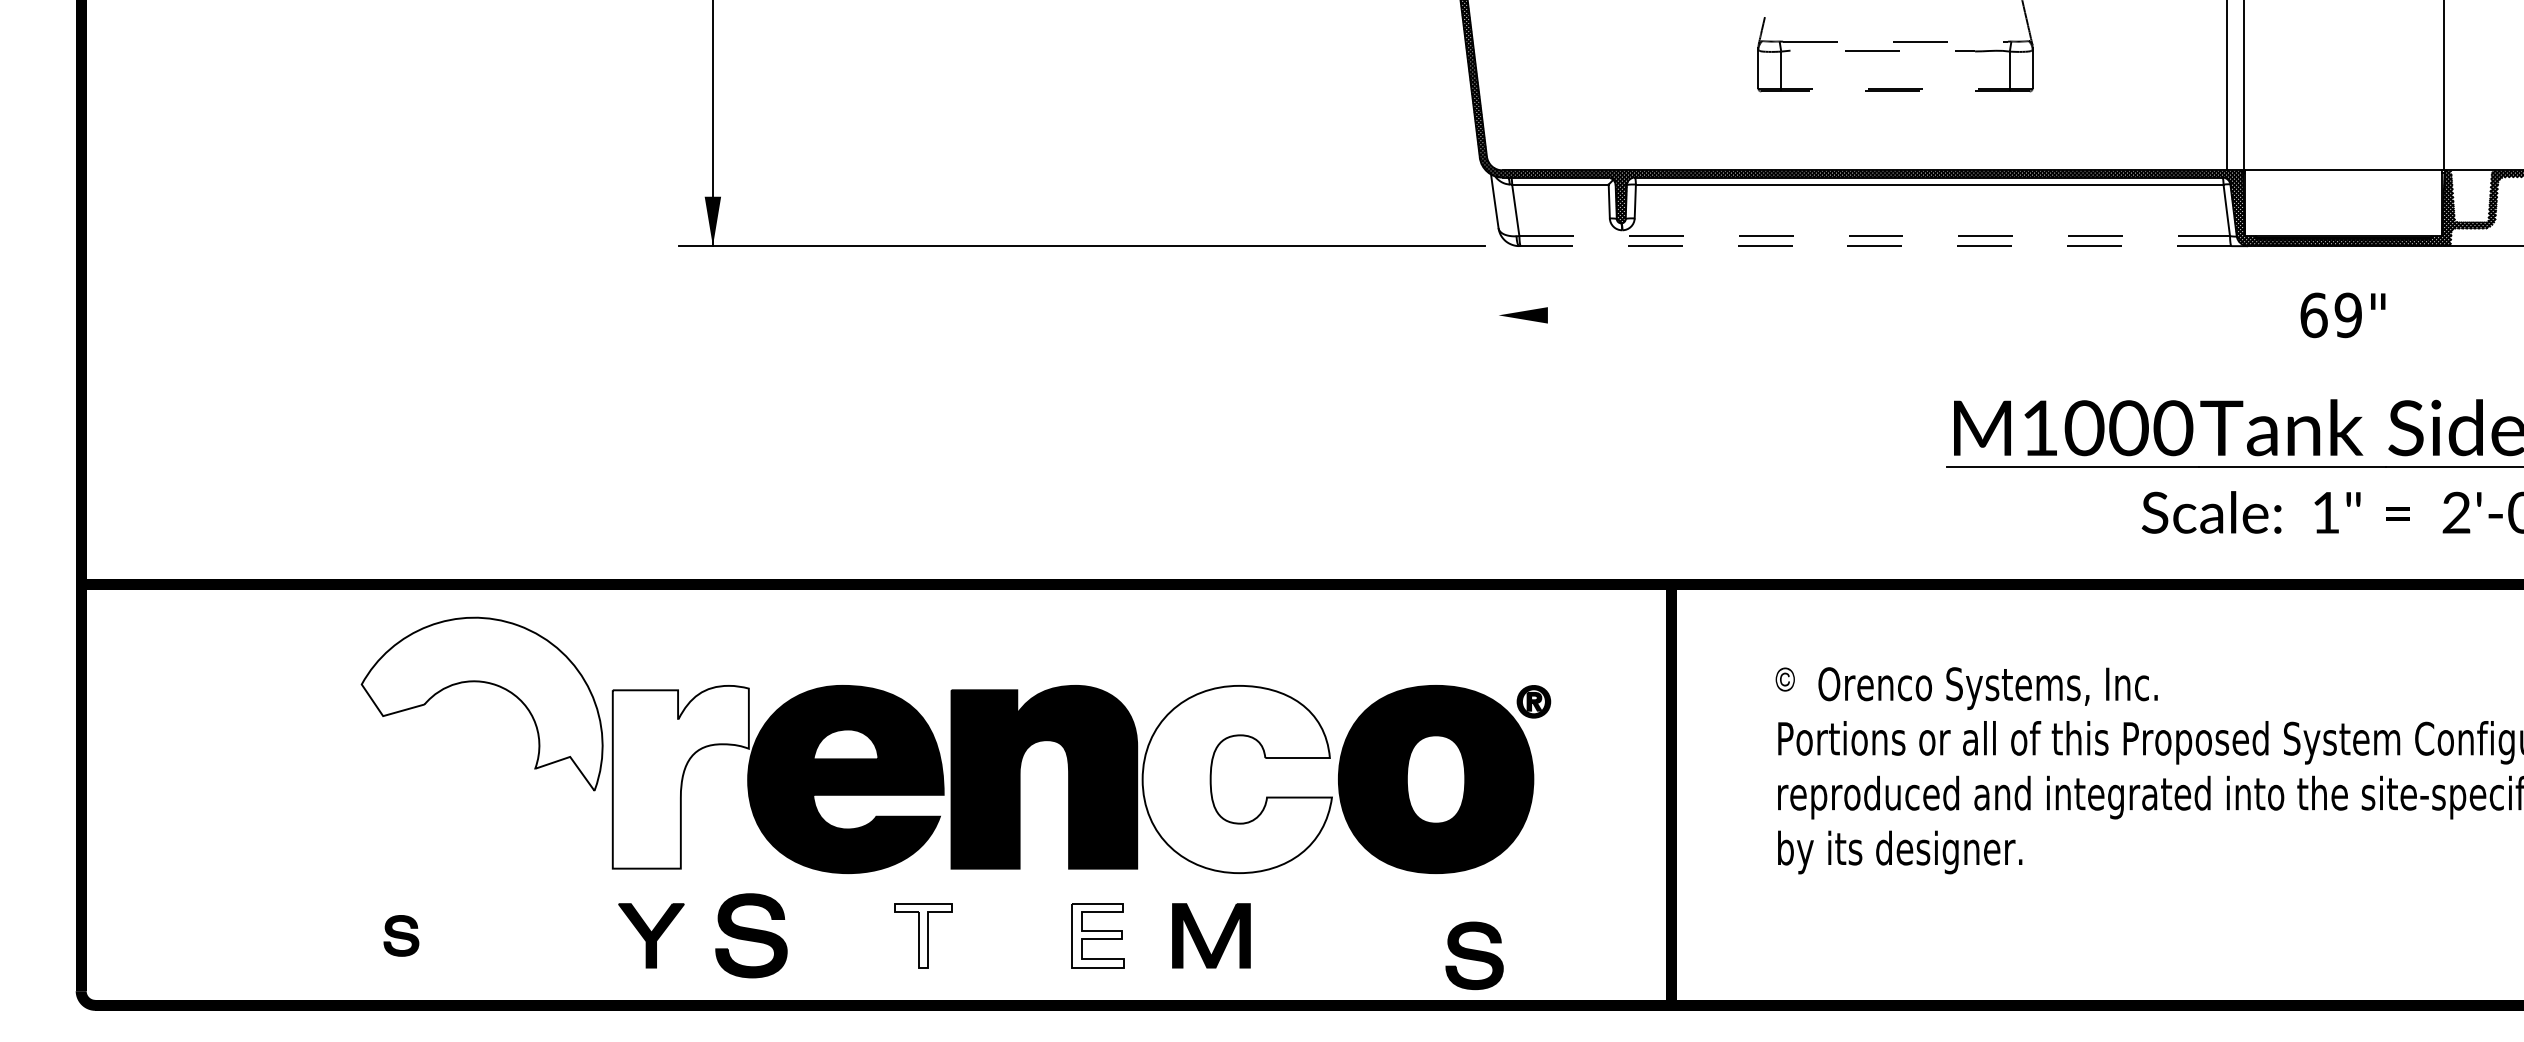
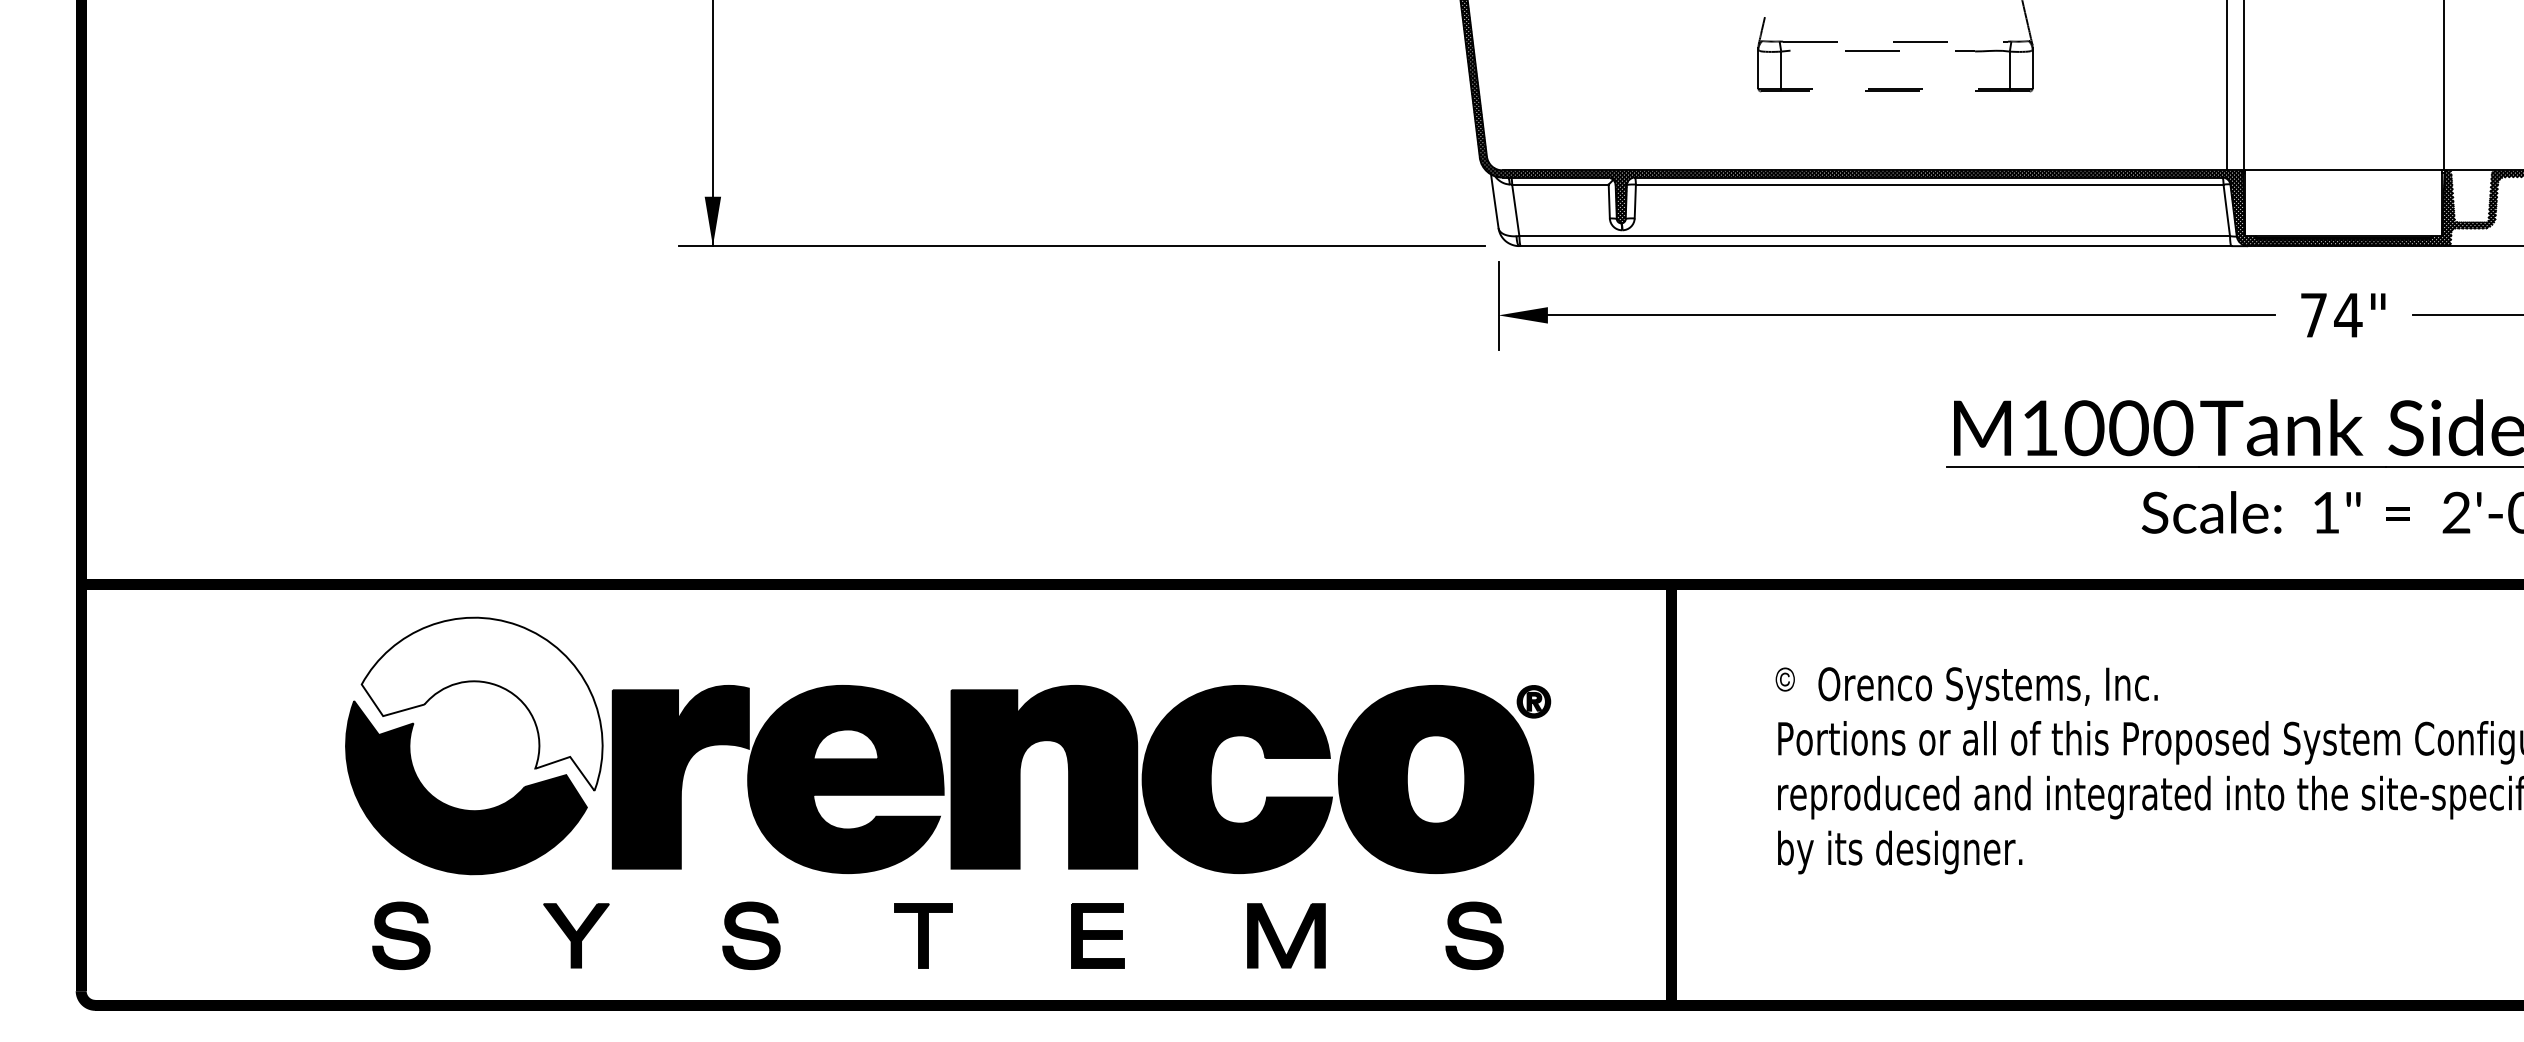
line: dashed -> solid (1875, 236)
line: dashed -> solid (1874, 246)
line: none -> present (1498, 305)
line: none -> present (1910, 315)
text: 69" -> 74" (2331, 315)
line: none -> present (2466, 315)
fill: none -> present (680, 776)
fill: none -> present (1236, 779)
part: none -> present (461, 808)
part size: 37x42 px -> 59x70 px (401, 935)
part position: (651, 935) -> (576, 935) (576, 935)
part size: 73x86 px -> 59x70 px (751, 935)
fill: none -> present (922, 935)
fill: none -> present (1098, 935)
part position: (1204, 939) -> (1279, 939) (1279, 939)
part position: (1474, 955) -> (1474, 935) (1474, 935)
